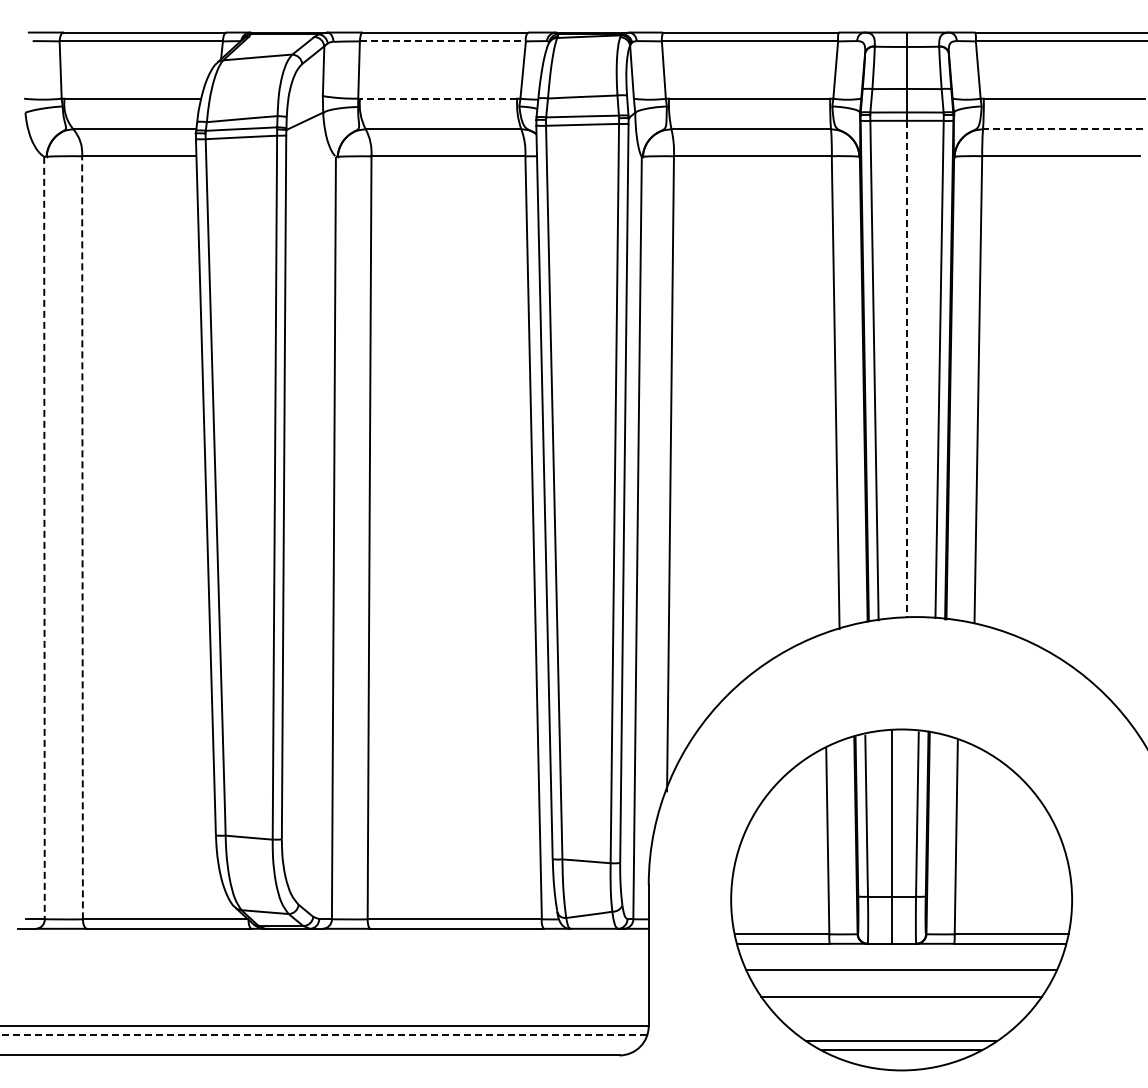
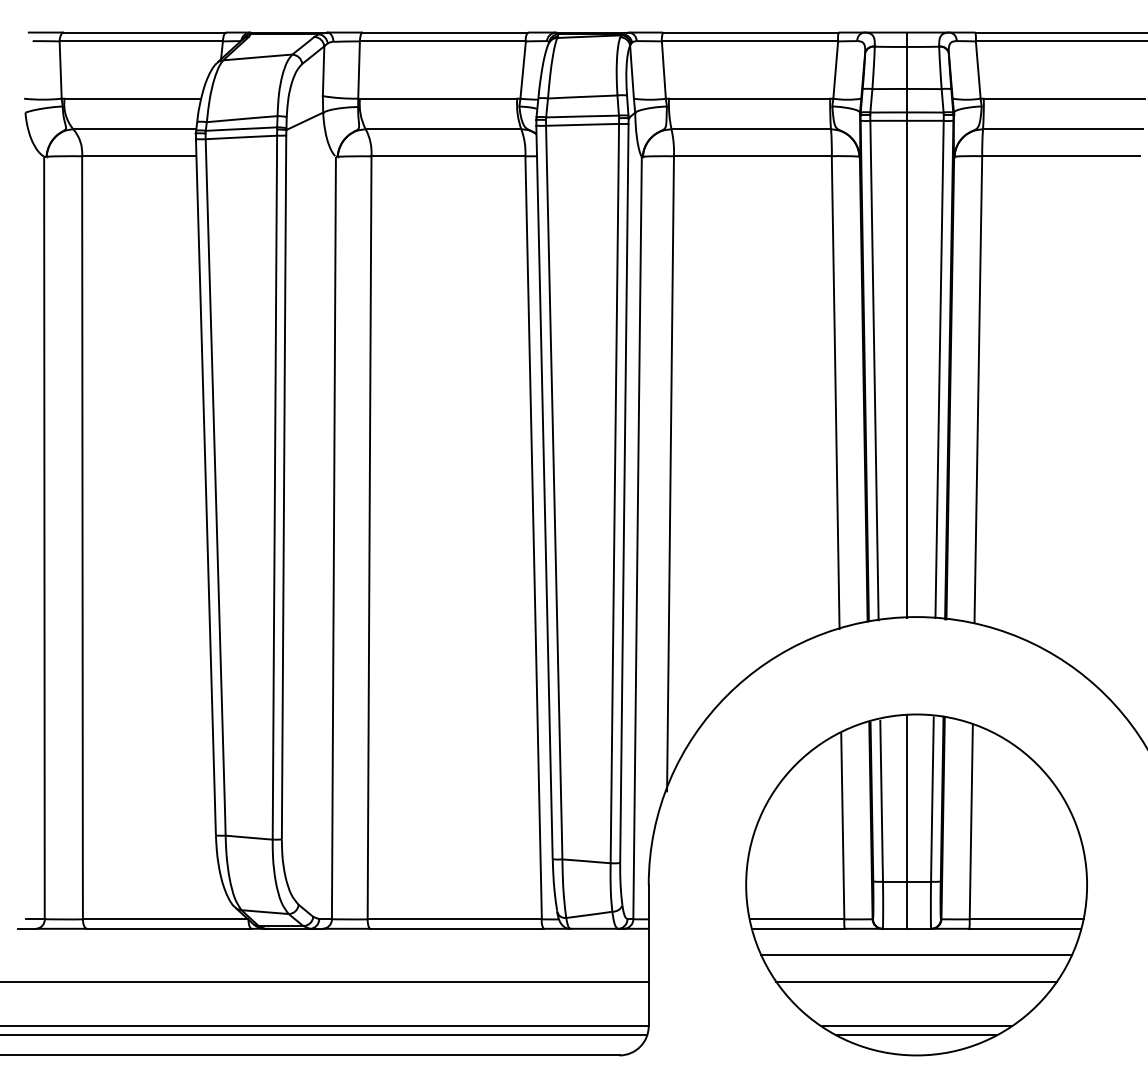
line: dashed -> solid (442, 41)
line: dashed -> solid (438, 98)
line: dashed -> solid (1062, 129)
line: dashed -> solid (906, 369)
line: dashed -> solid (82, 538)
line: dashed -> solid (44, 539)
part position: (901, 899) -> (916, 884) (916, 884)
line: none -> present (325, 981)
line: dashed -> solid (323, 1035)
